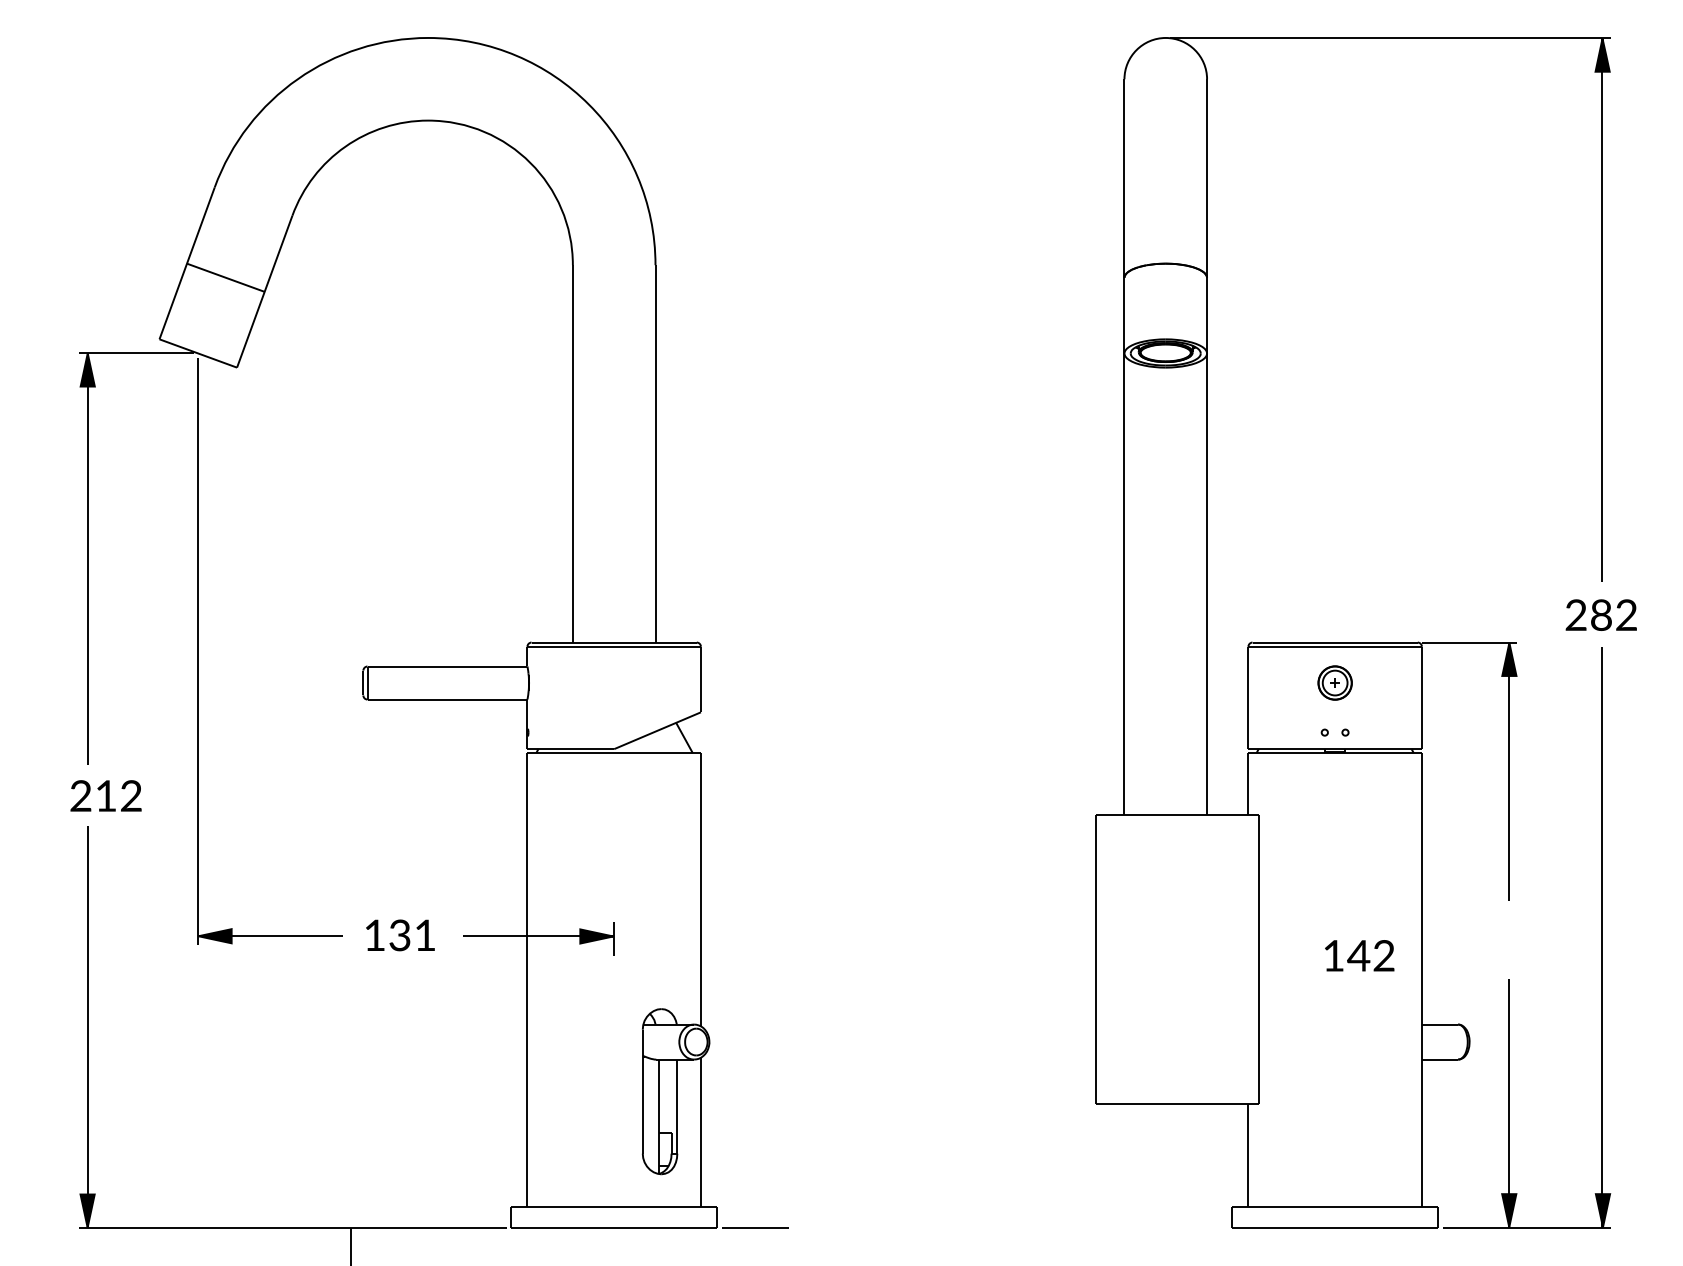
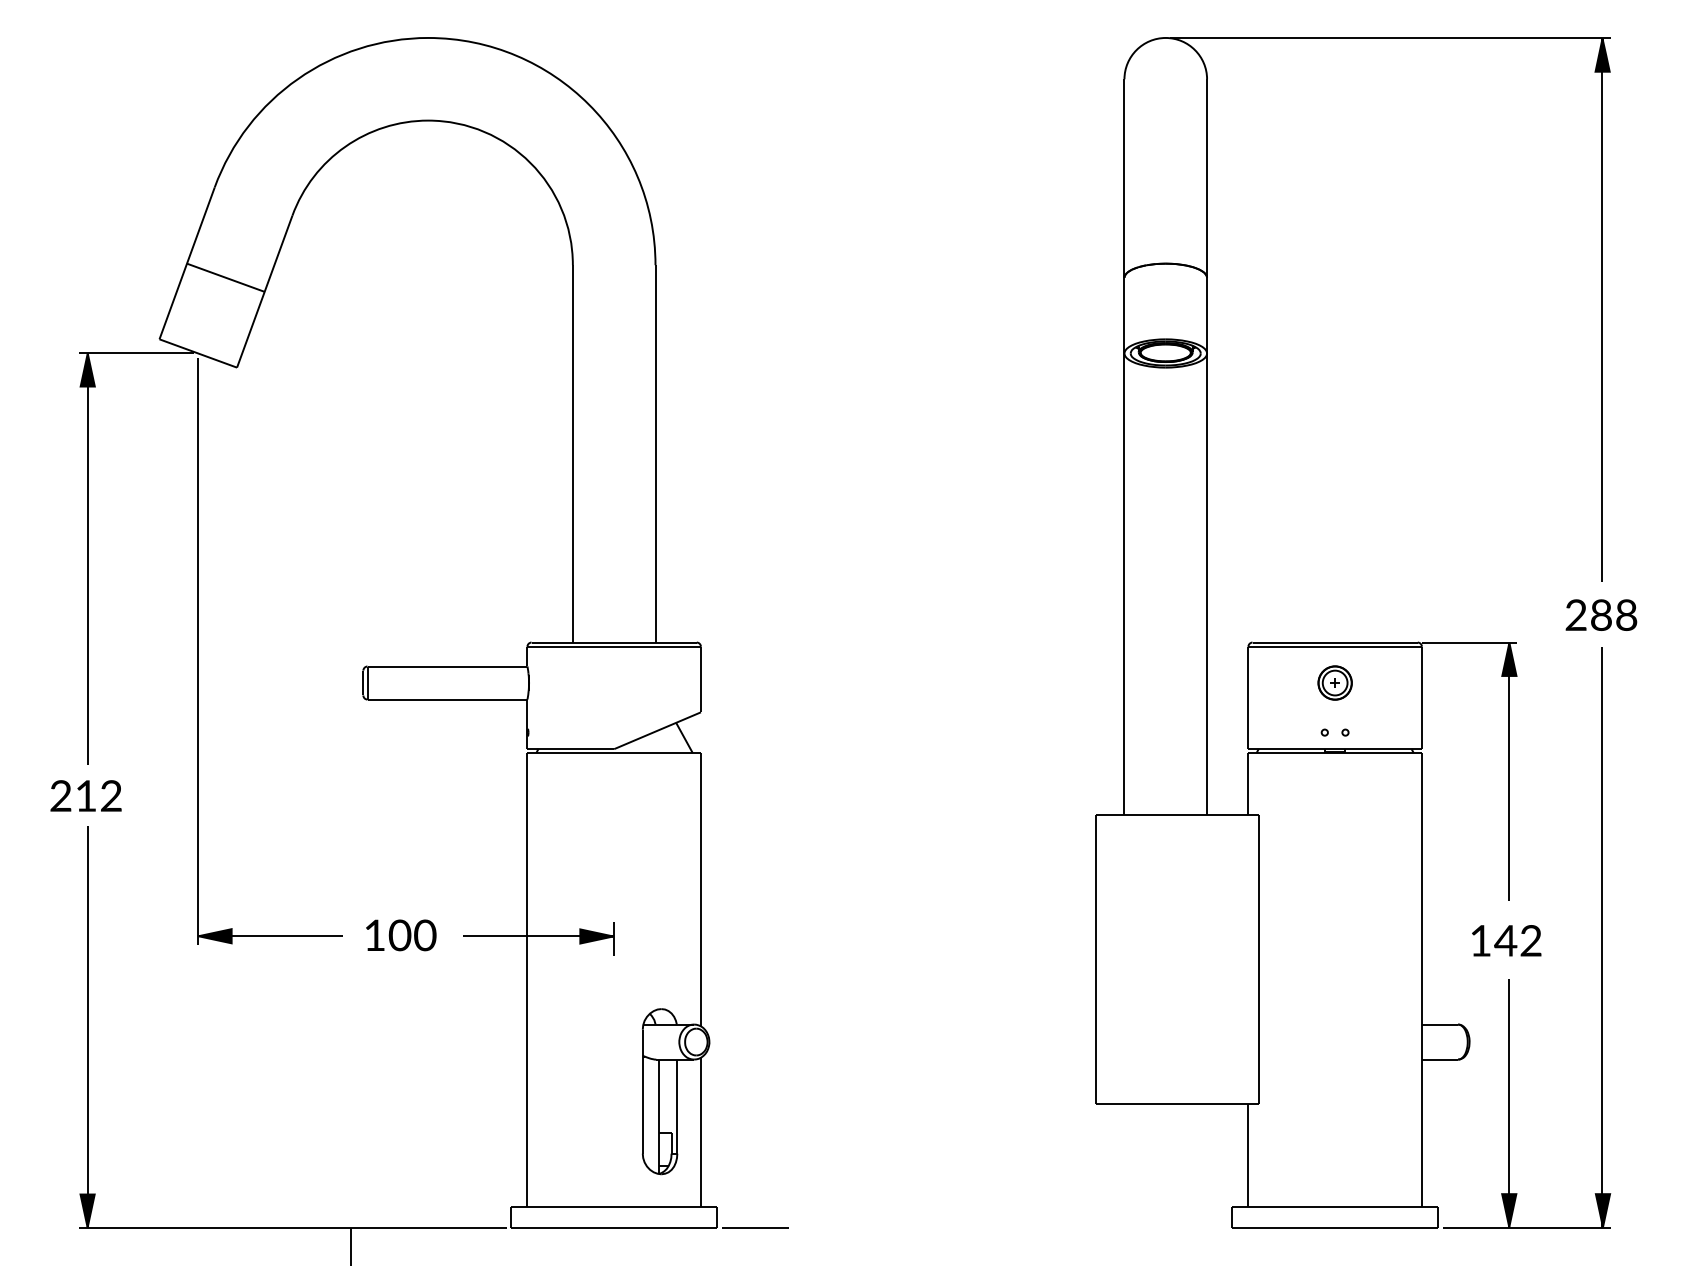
text: 282 -> 288 (1626, 615)
text position: (105, 795) -> (85, 795) (85, 795)
text: 131 -> 100 (412, 935)
text position: (1359, 955) -> (1506, 940) (1506, 940)
